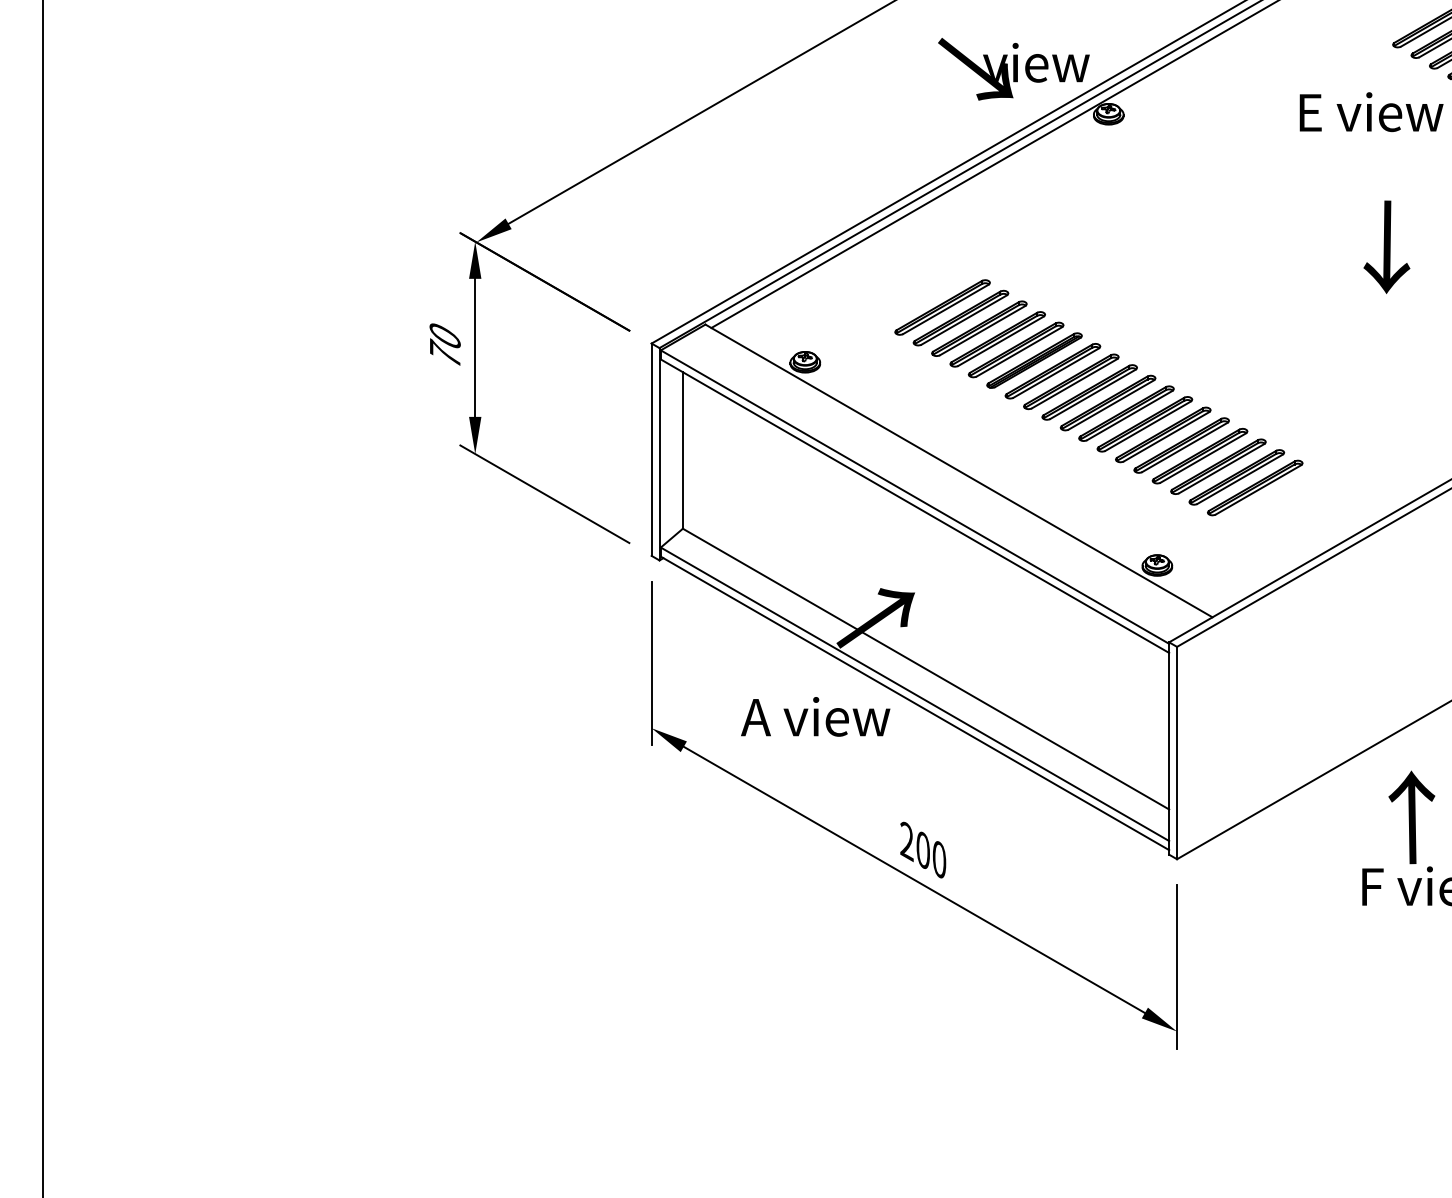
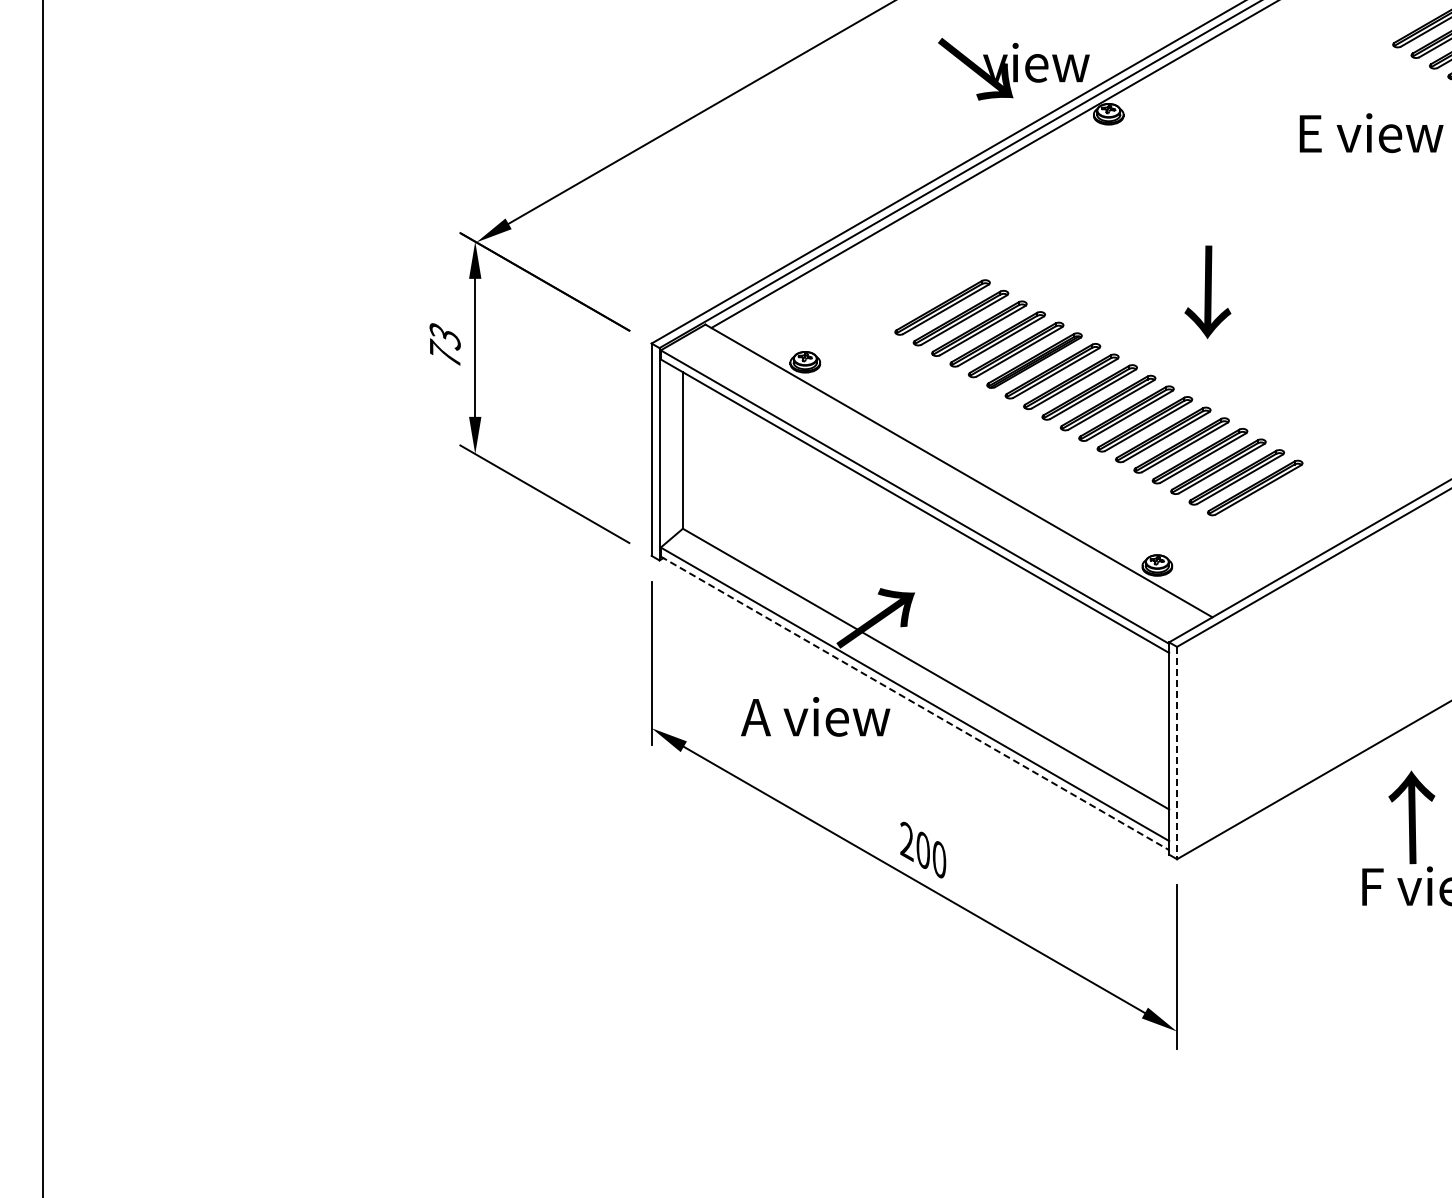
text position: (1371, 112) -> (1371, 133) (1371, 133)
text position: (1386, 246) -> (1207, 291) (1207, 291)
text: 70 -> 73 (444, 336)
line: solid -> dashed (915, 703)
line: solid -> dashed (1177, 753)
